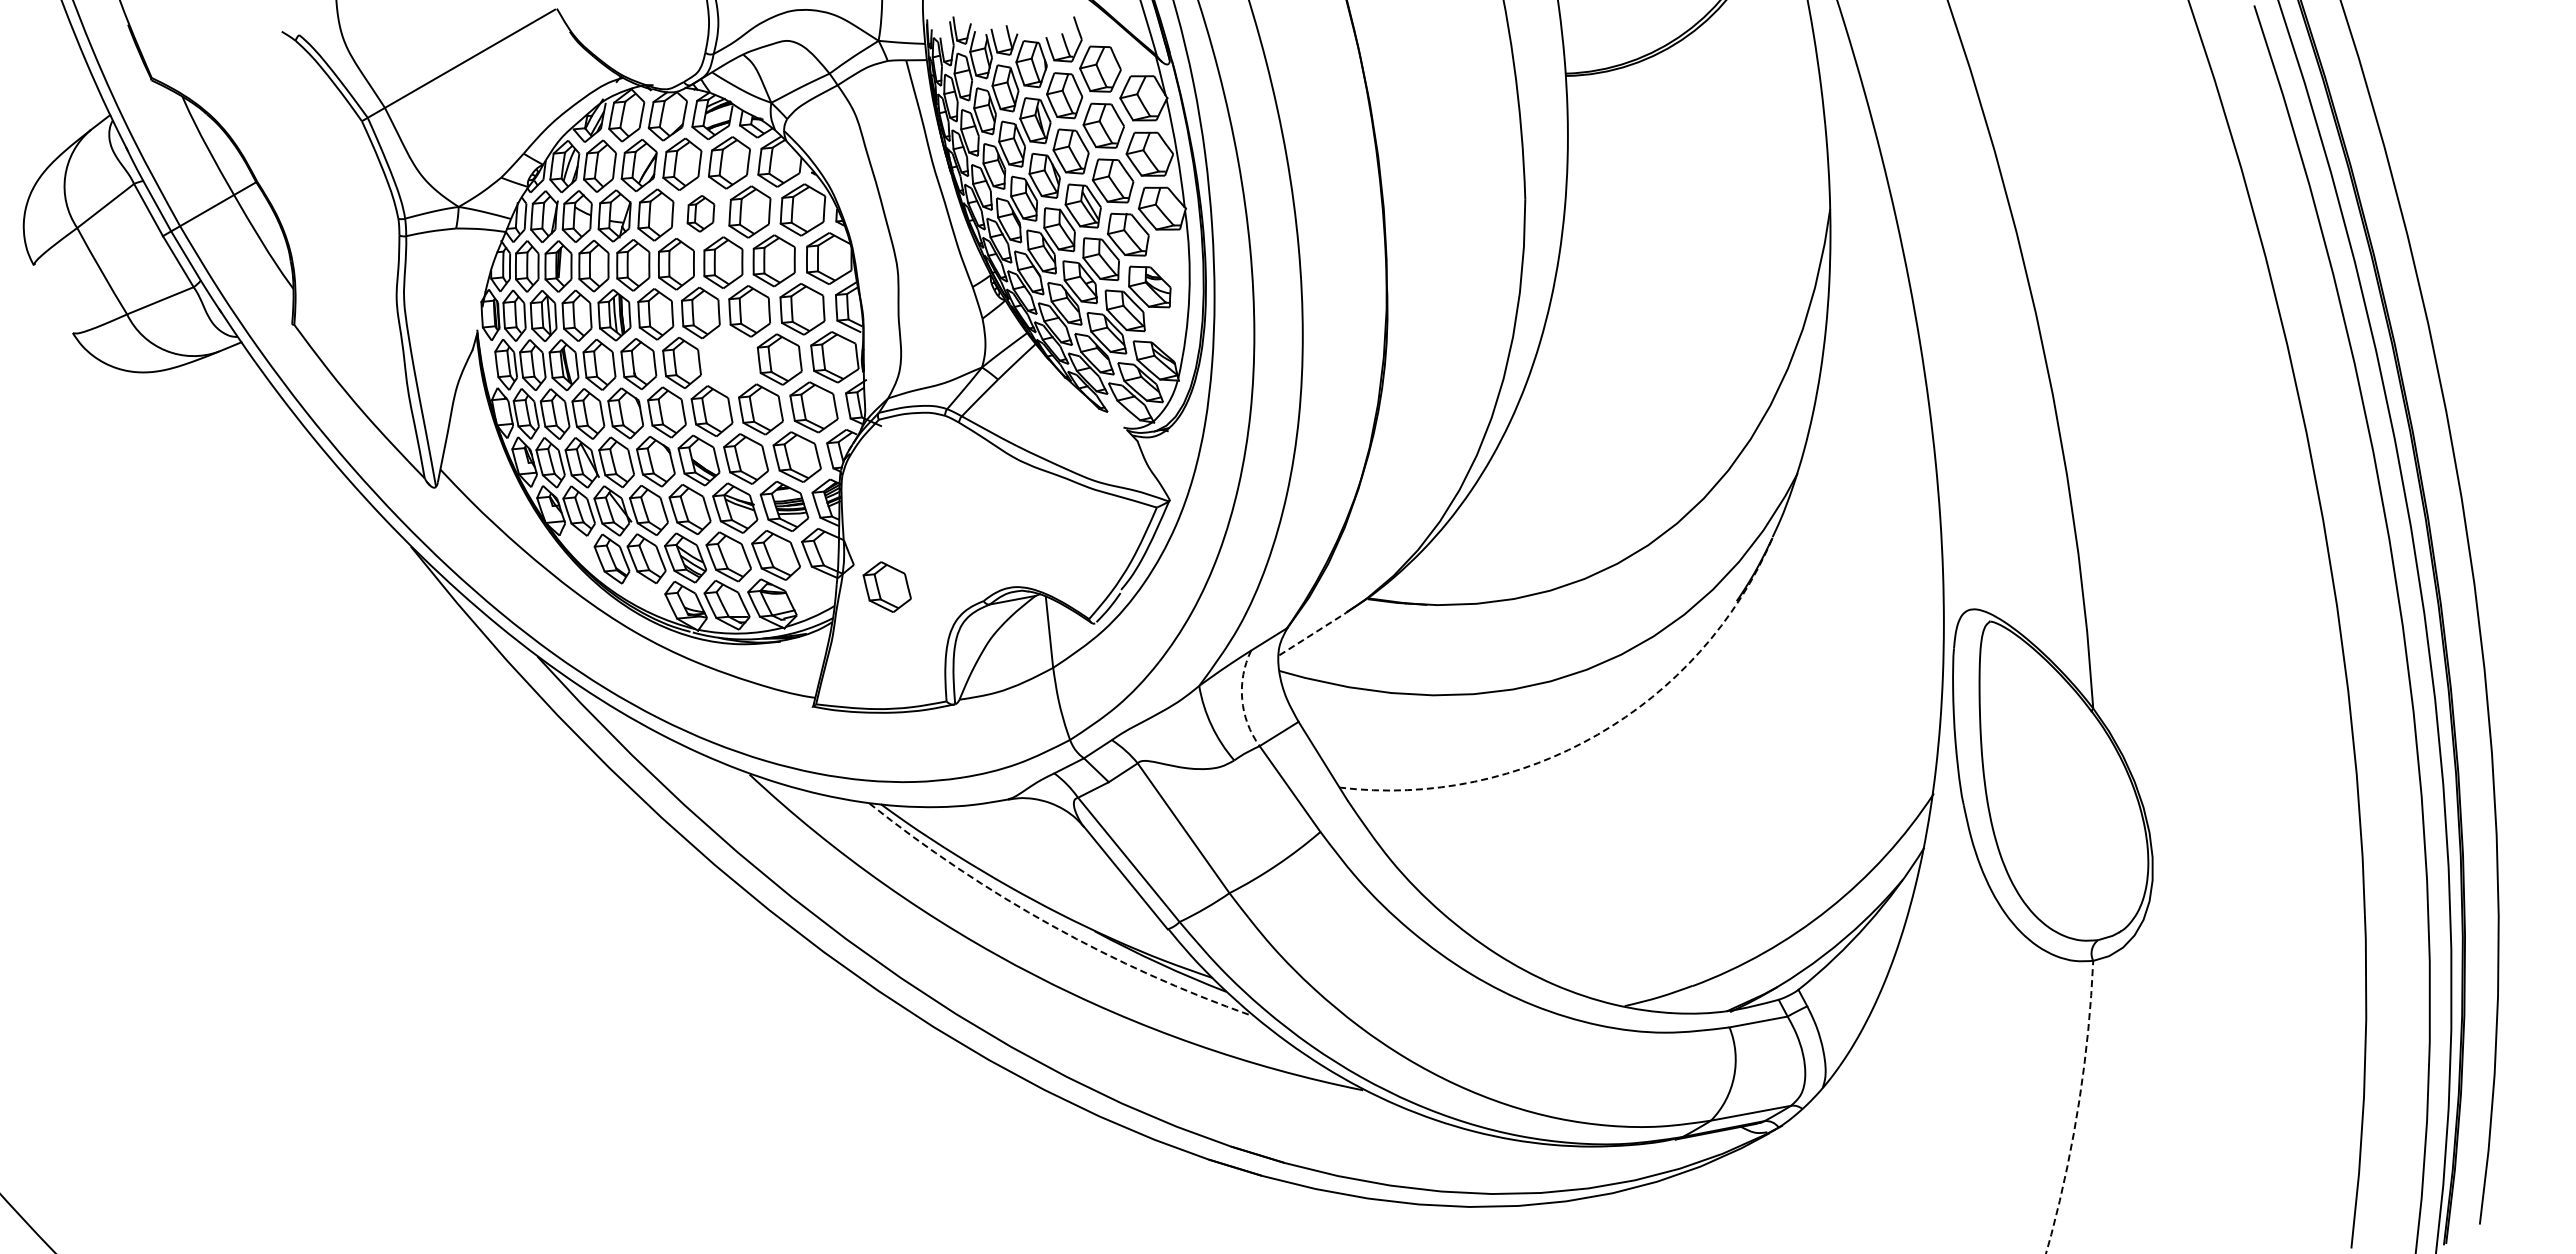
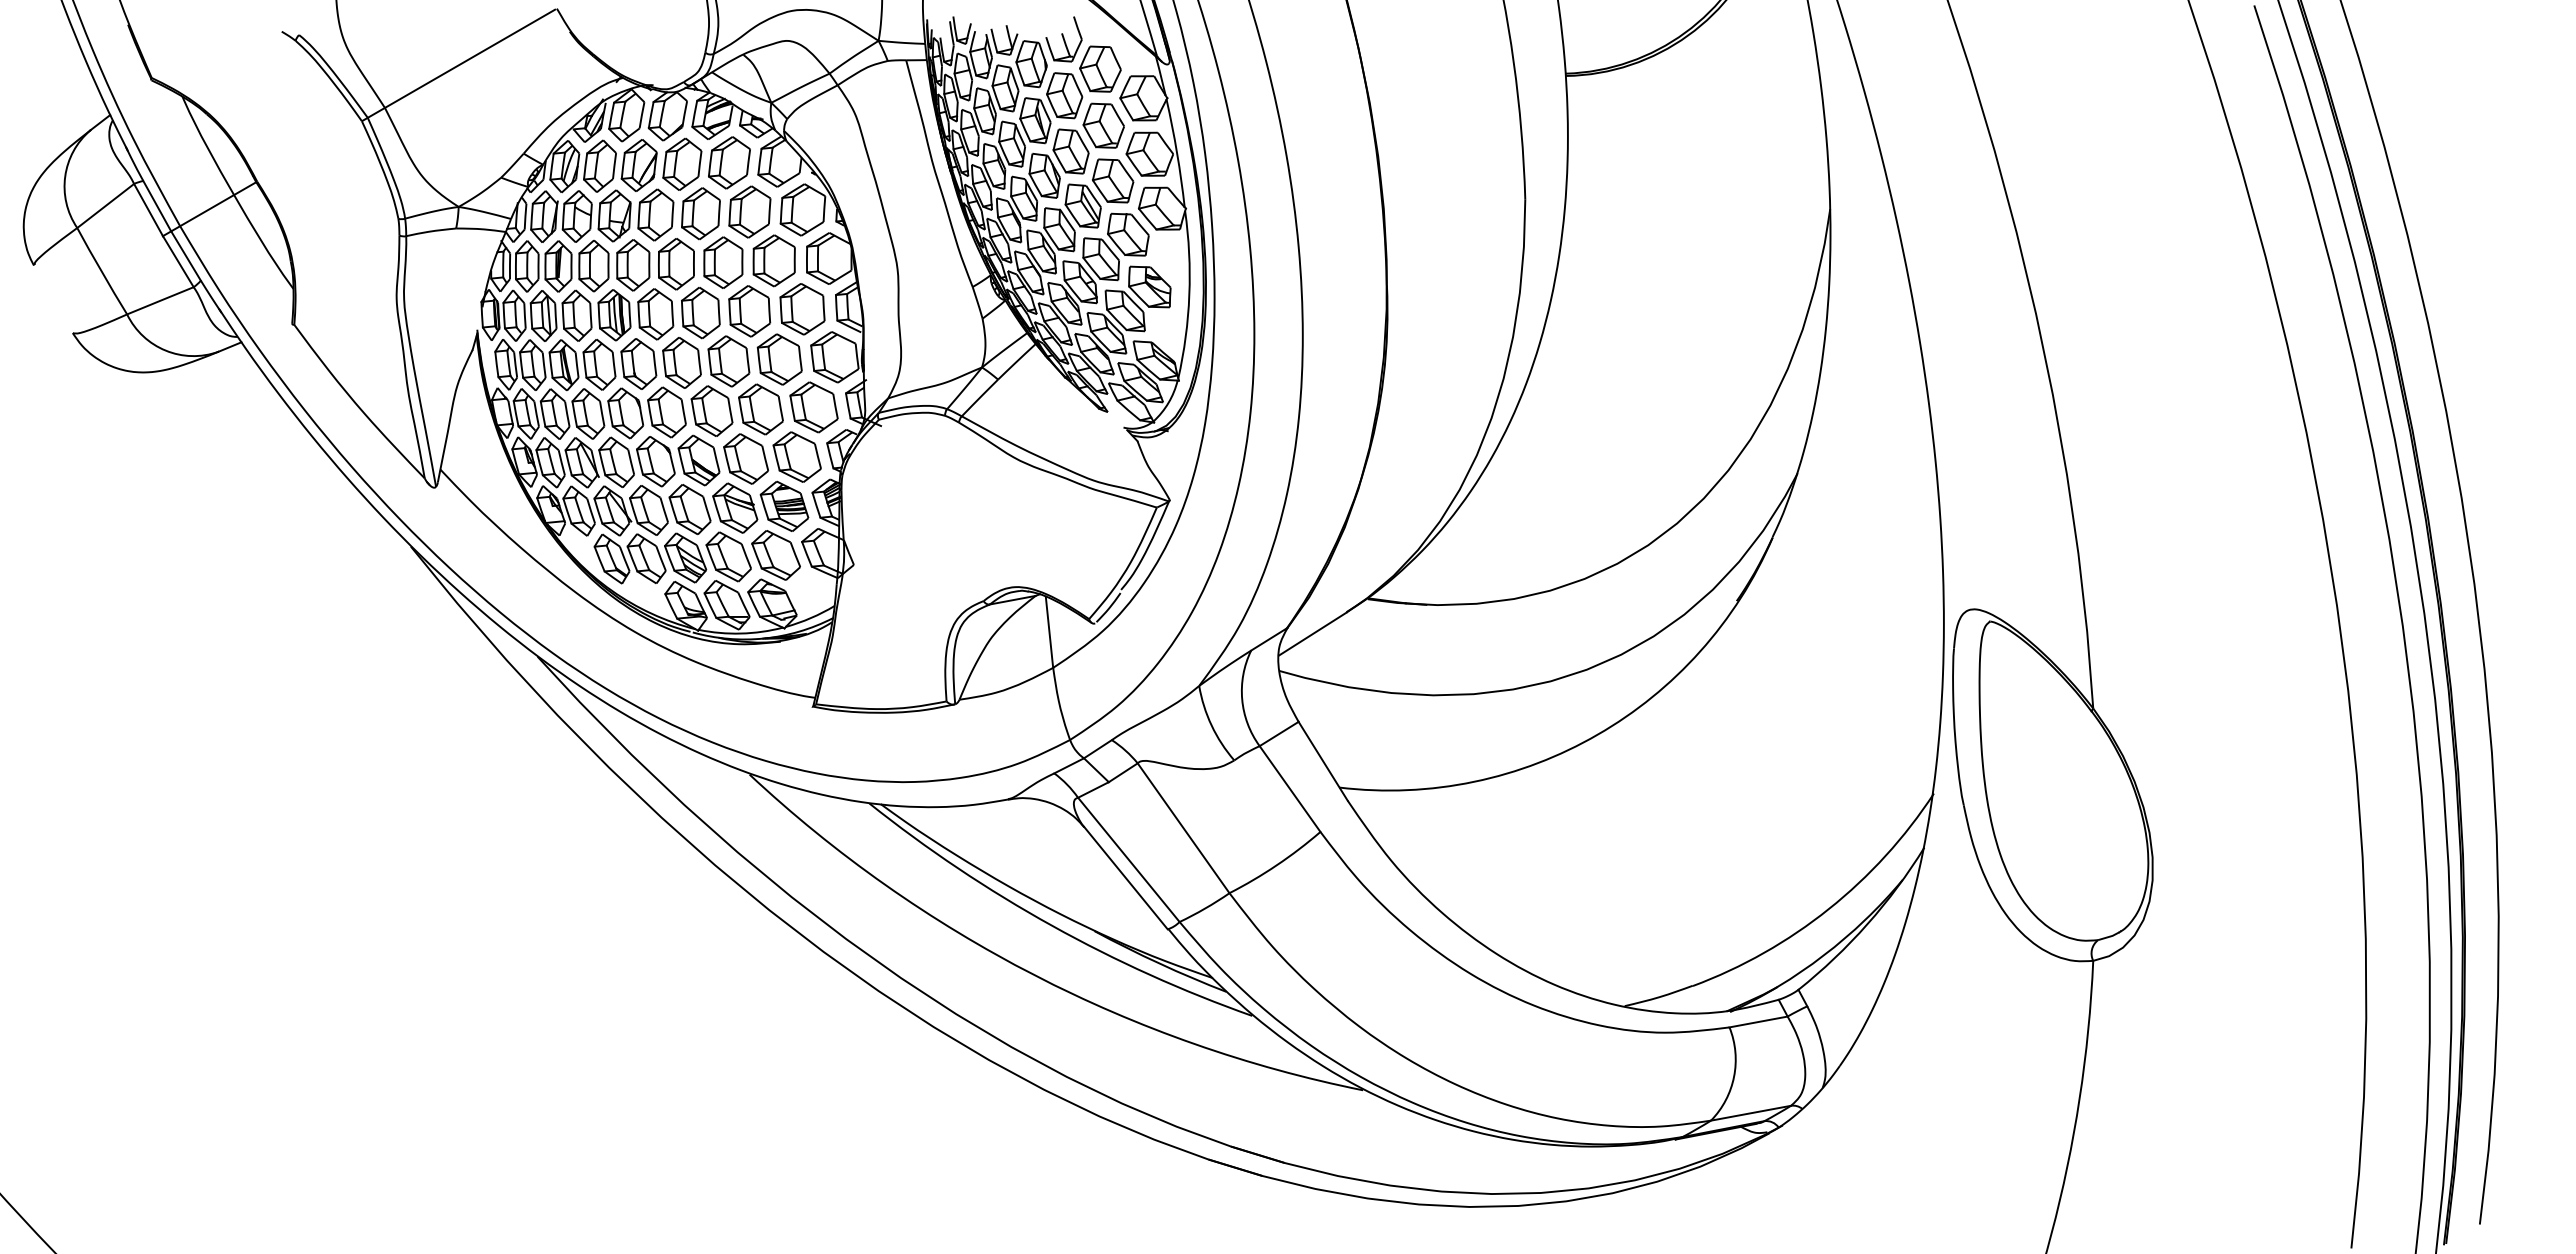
part size: 30x38 px -> 40x54 px (700, 213)
part: none -> present (728, 361)
part: present -> none (886, 586)
line: dashed -> solid (1312, 634)
arc: dashed -> solid (1242, 699)
arc: dashed -> solid (1597, 734)
arc: dashed -> solid (1052, 925)
arc: dashed -> solid (2077, 1108)
